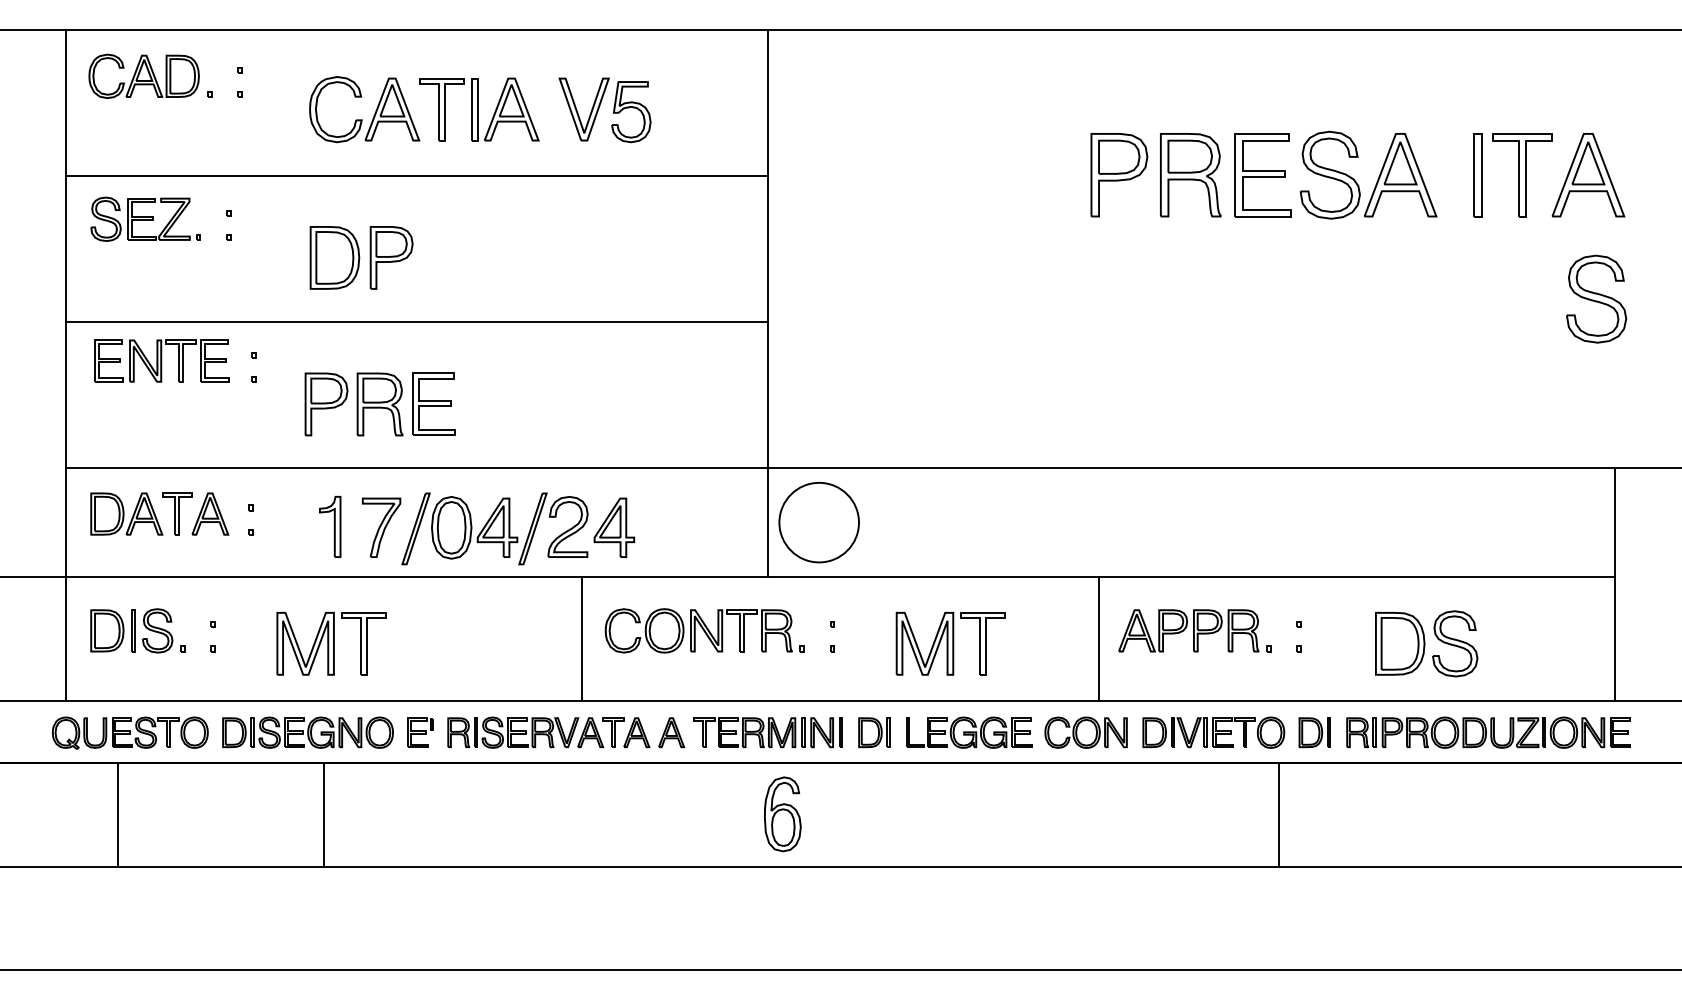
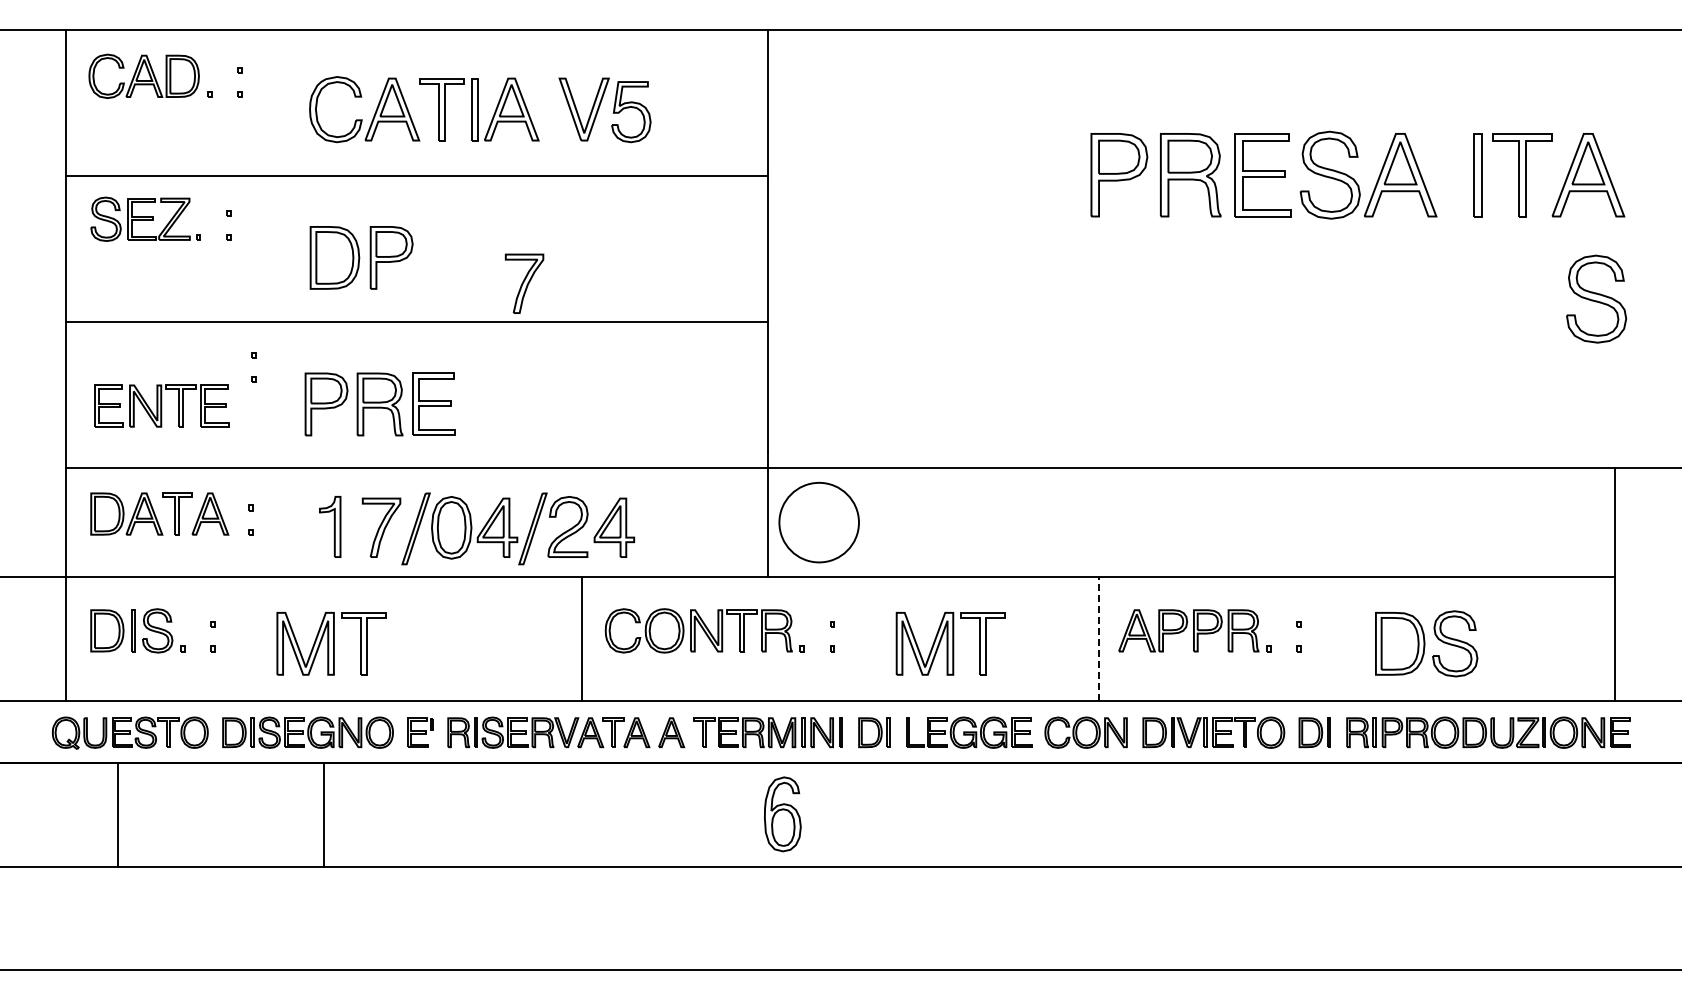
part: none -> present (524, 283)
part position: (161, 360) -> (161, 405) (161, 405)
line: solid -> dashed (1098, 639)
line: present -> none (1279, 814)
